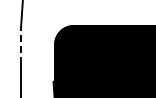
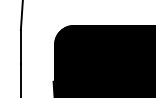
line: dashed -> solid (20, 46)
